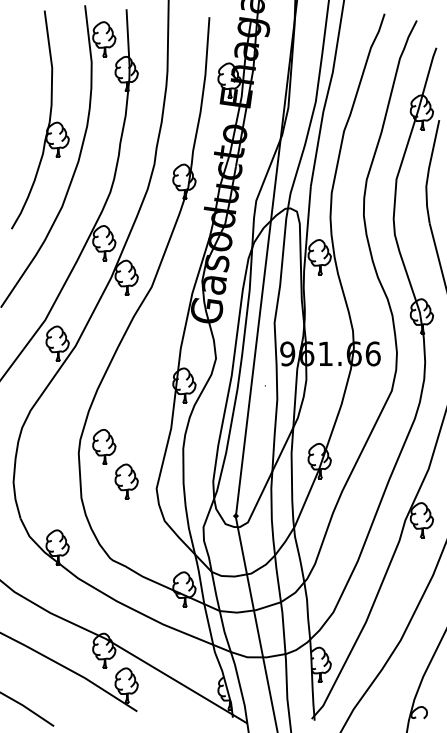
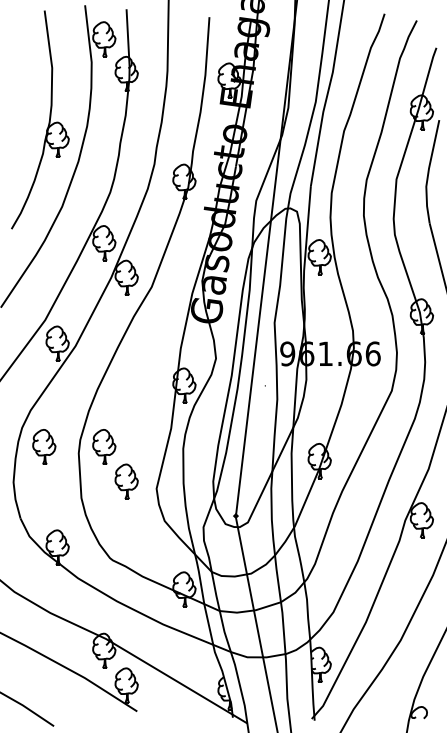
part: none -> present (44, 446)
